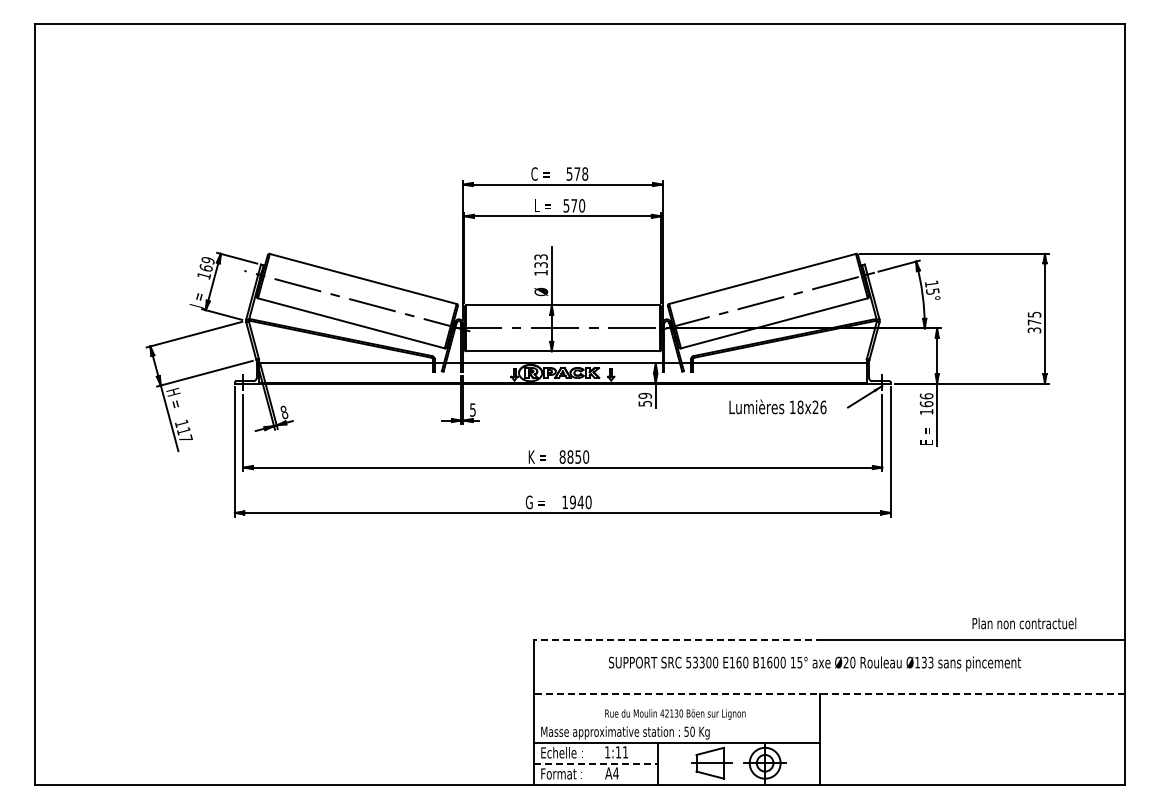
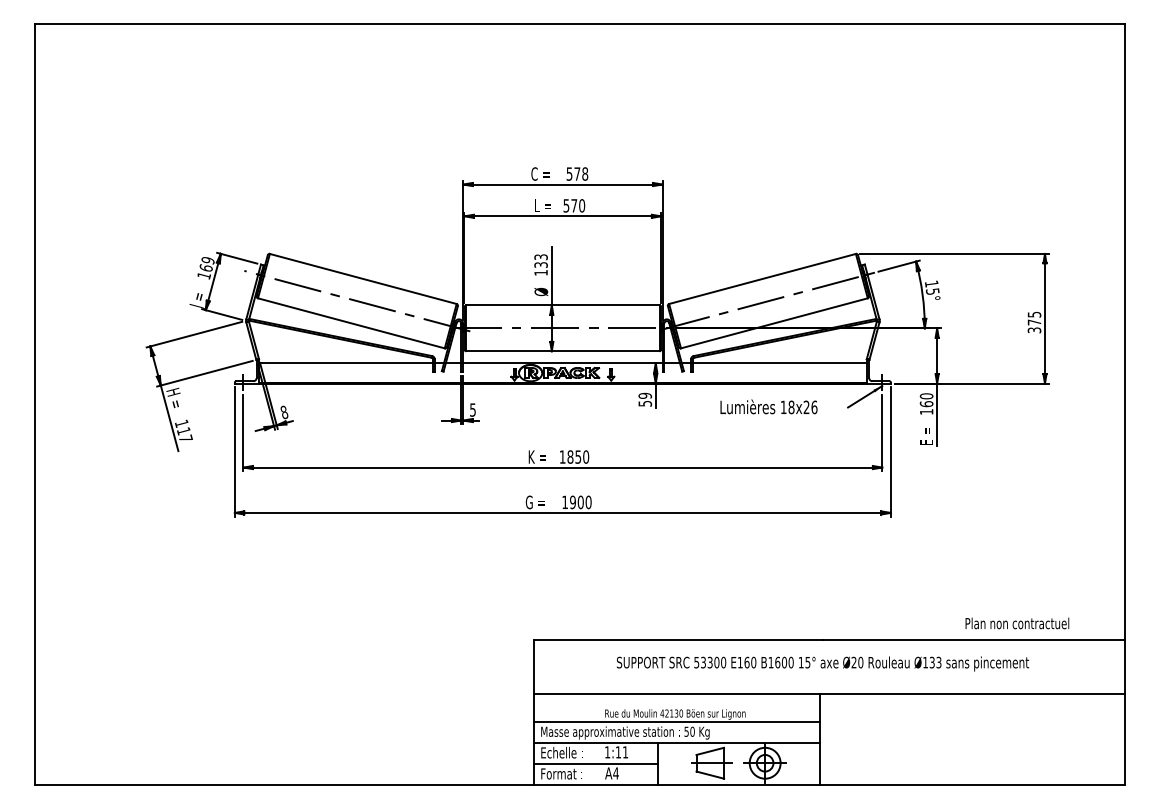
text: 166 -> 160 (926, 396)
text position: (777, 406) -> (768, 406) (768, 406)
text: 8850 -> 1850 (562, 456)
text: 1940 -> 1900 (580, 502)
text position: (1024, 623) -> (1017, 623) (1017, 623)
line: dashed -> solid (678, 640)
text position: (815, 663) -> (823, 663) (823, 663)
line: dashed -> solid (829, 694)
line: none -> present (677, 721)
line: dashed -> solid (596, 763)
